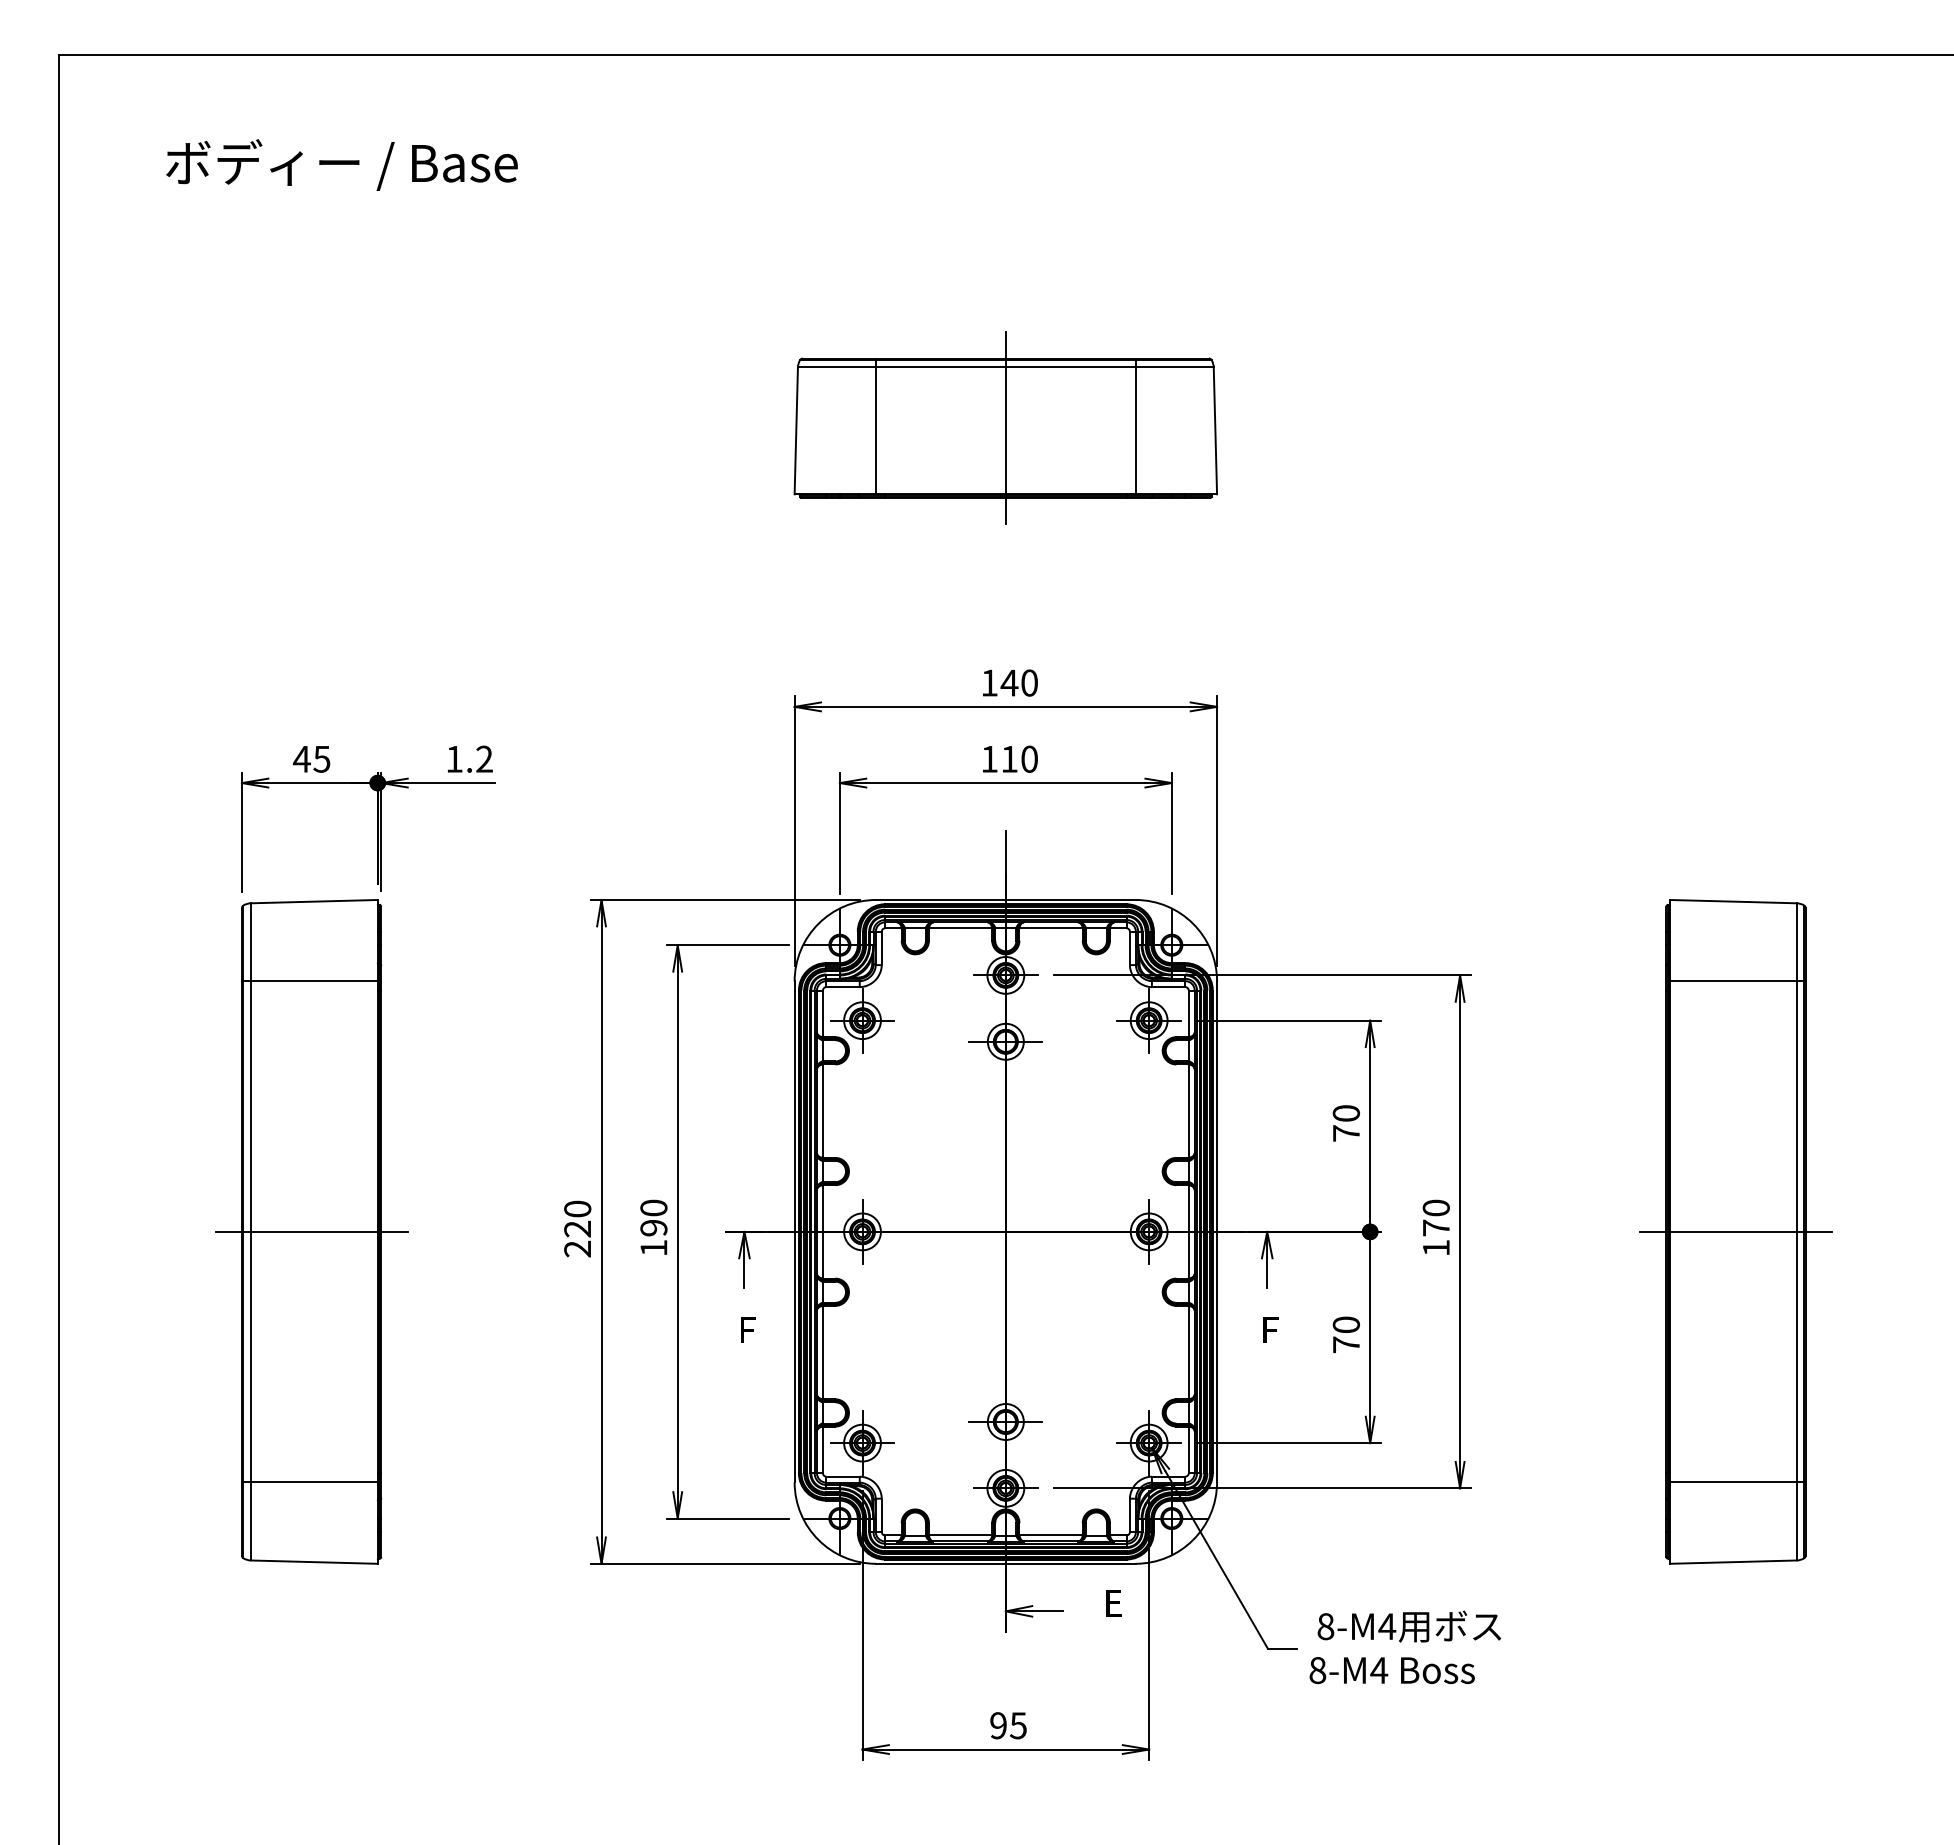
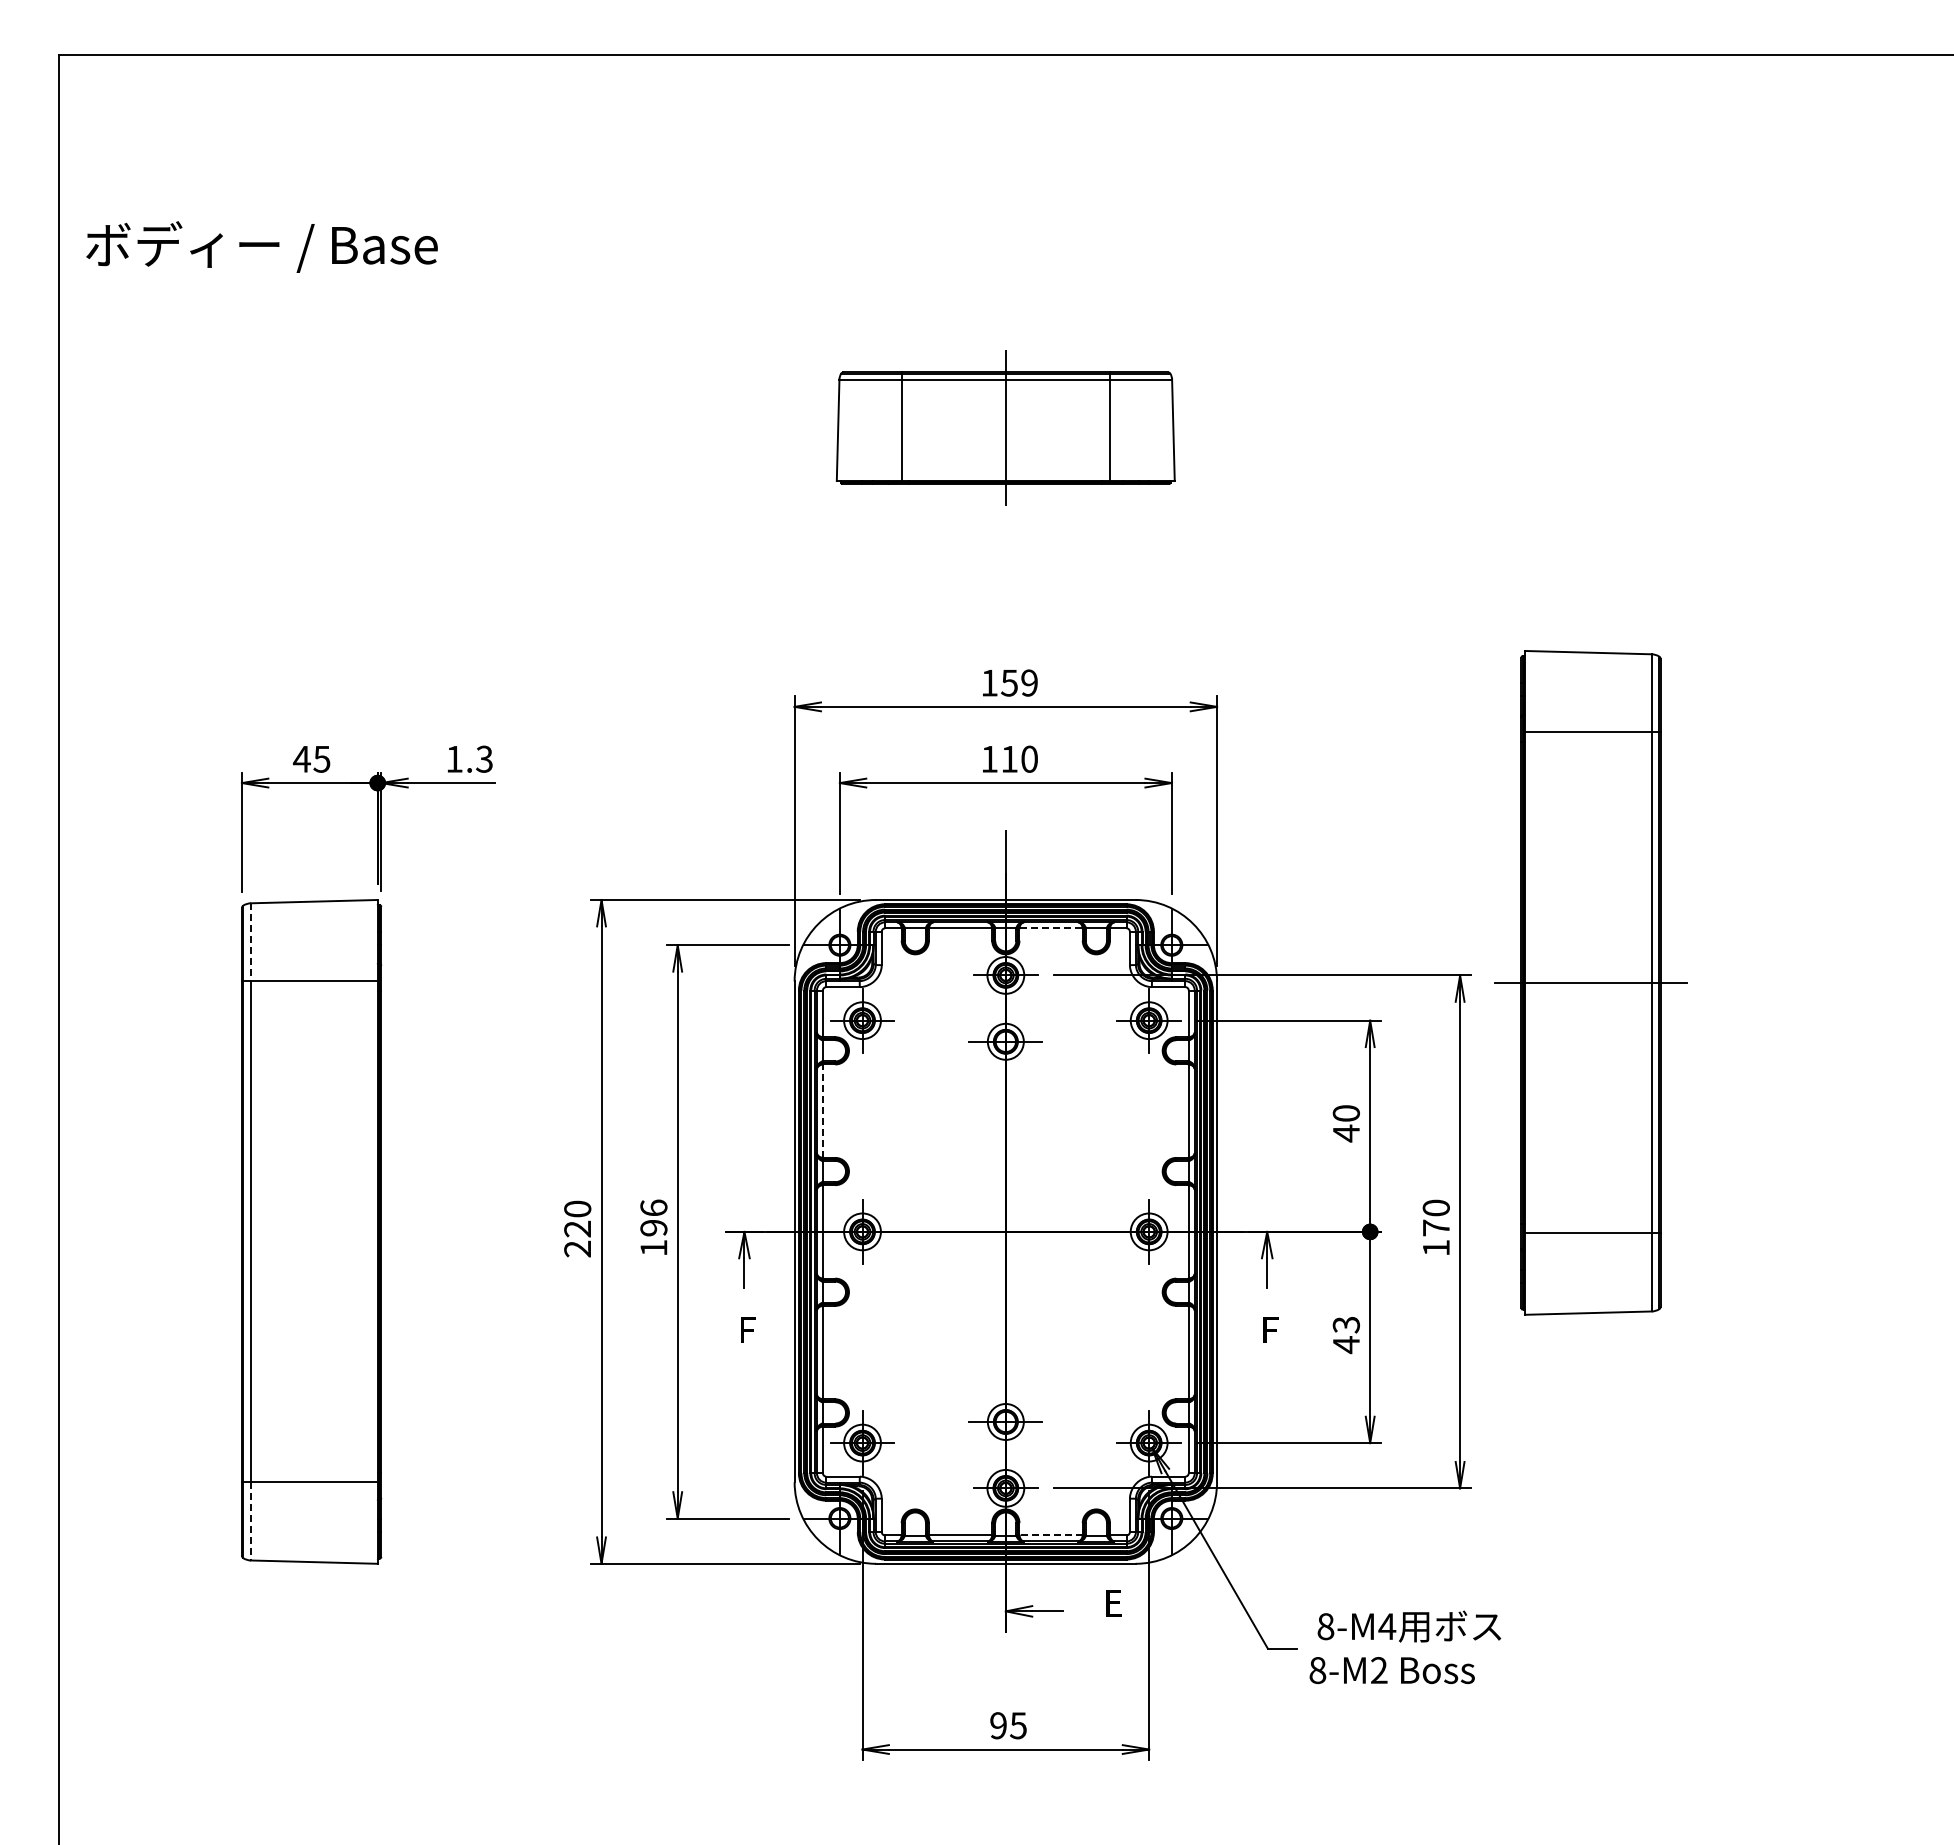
text position: (341, 164) -> (261, 246) (261, 246)
part size: 425x194 px -> 341x156 px (1005, 427)
text: 140 -> 159 (1018, 682)
text: 1.2 -> 1.3 (484, 759)
line: solid -> dashed (1051, 928)
line: solid -> dashed (250, 942)
line: solid -> dashed (822, 1111)
text: 70 -> 40 (1346, 1133)
text: 190 -> 196 (653, 1207)
line: present -> none (311, 1231)
part position: (1735, 1231) -> (1590, 982) (1590, 982)
text: 70 -> 43 (1345, 1335)
line: solid -> dashed (250, 1521)
line: solid -> dashed (1051, 1535)
text: 8-M4 -> 8-M2 (1379, 1670)
